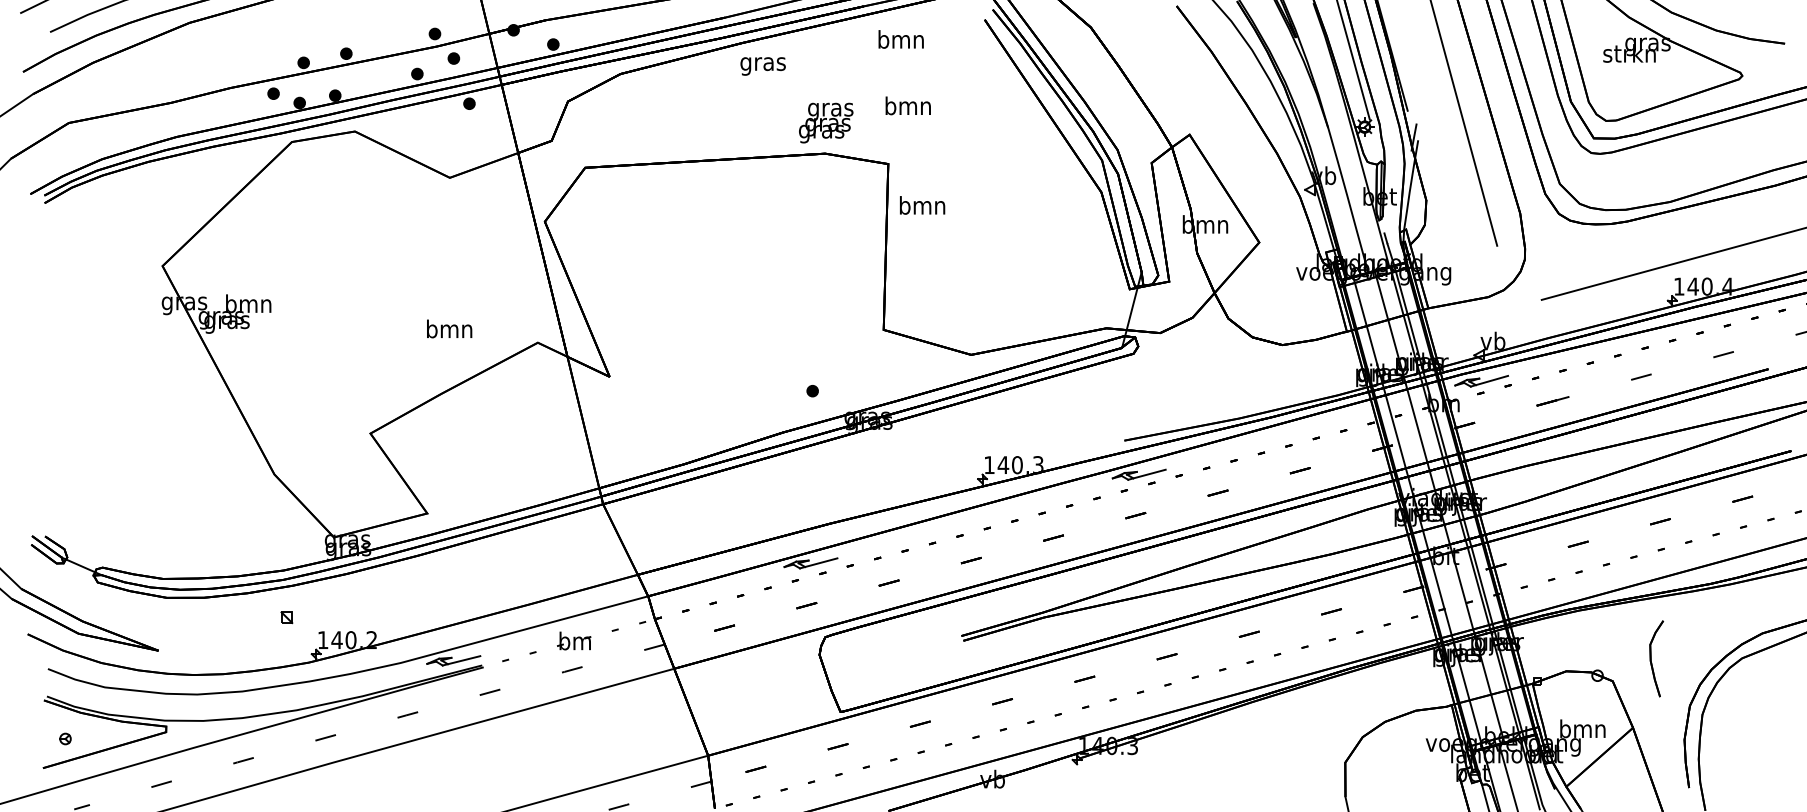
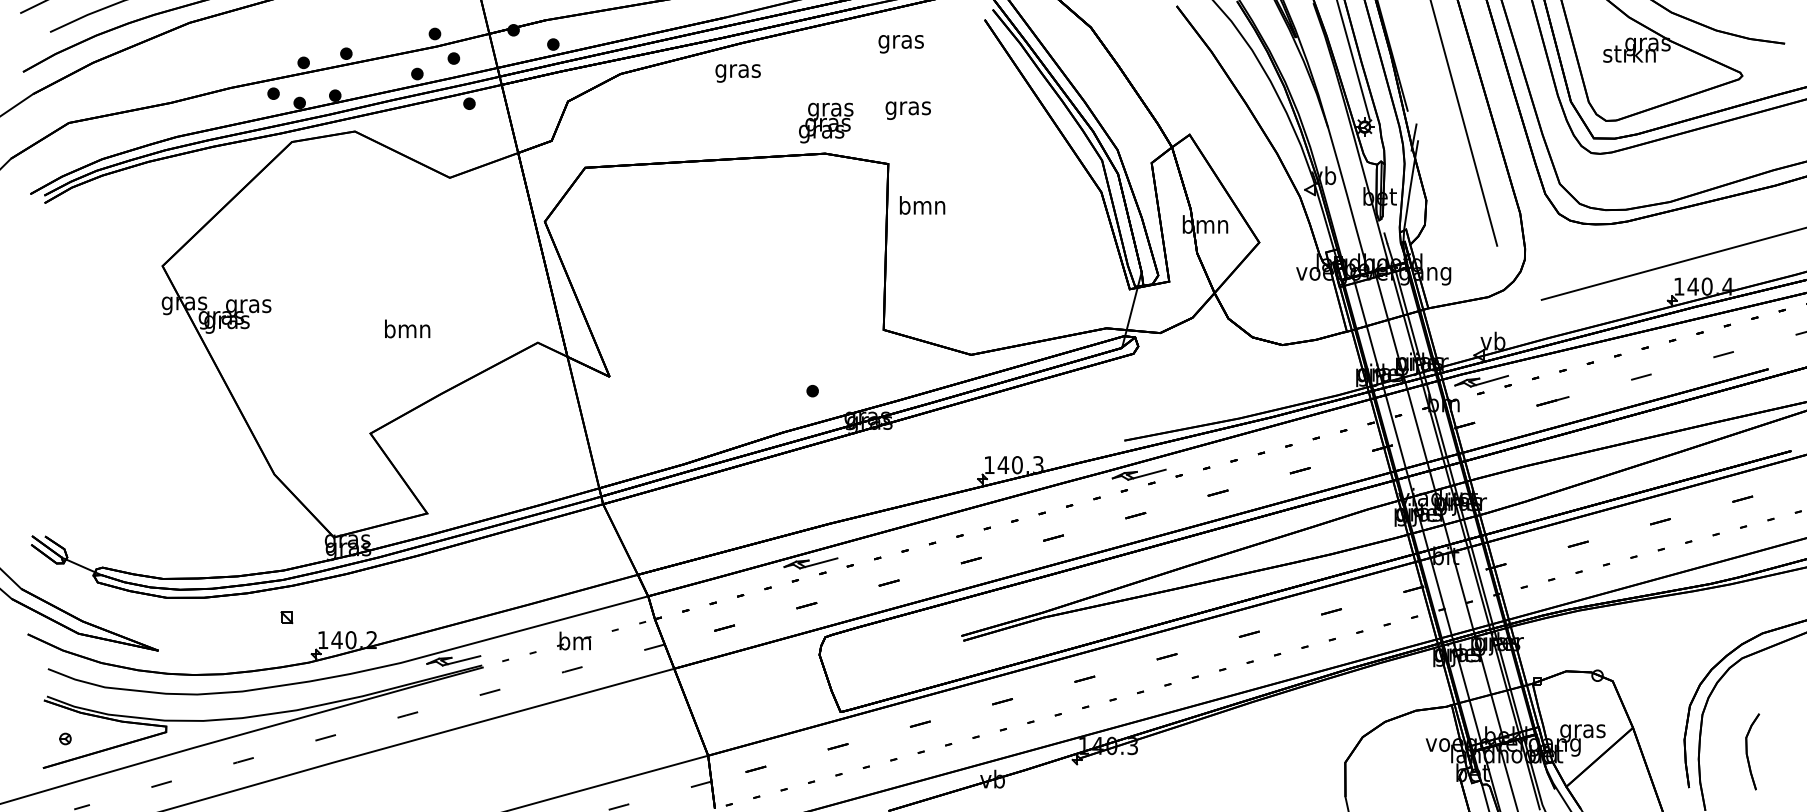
text: bmn -> gras (900, 41)
text position: (762, 66) -> (737, 73) (737, 73)
text: bmn -> gras (907, 107)
text: bmn -> gras (248, 305)
text position: (449, 328) -> (407, 328) (407, 328)
part position: (1656, 658) -> (1752, 751) (1752, 751)
text: bmn -> gras (1582, 730)
